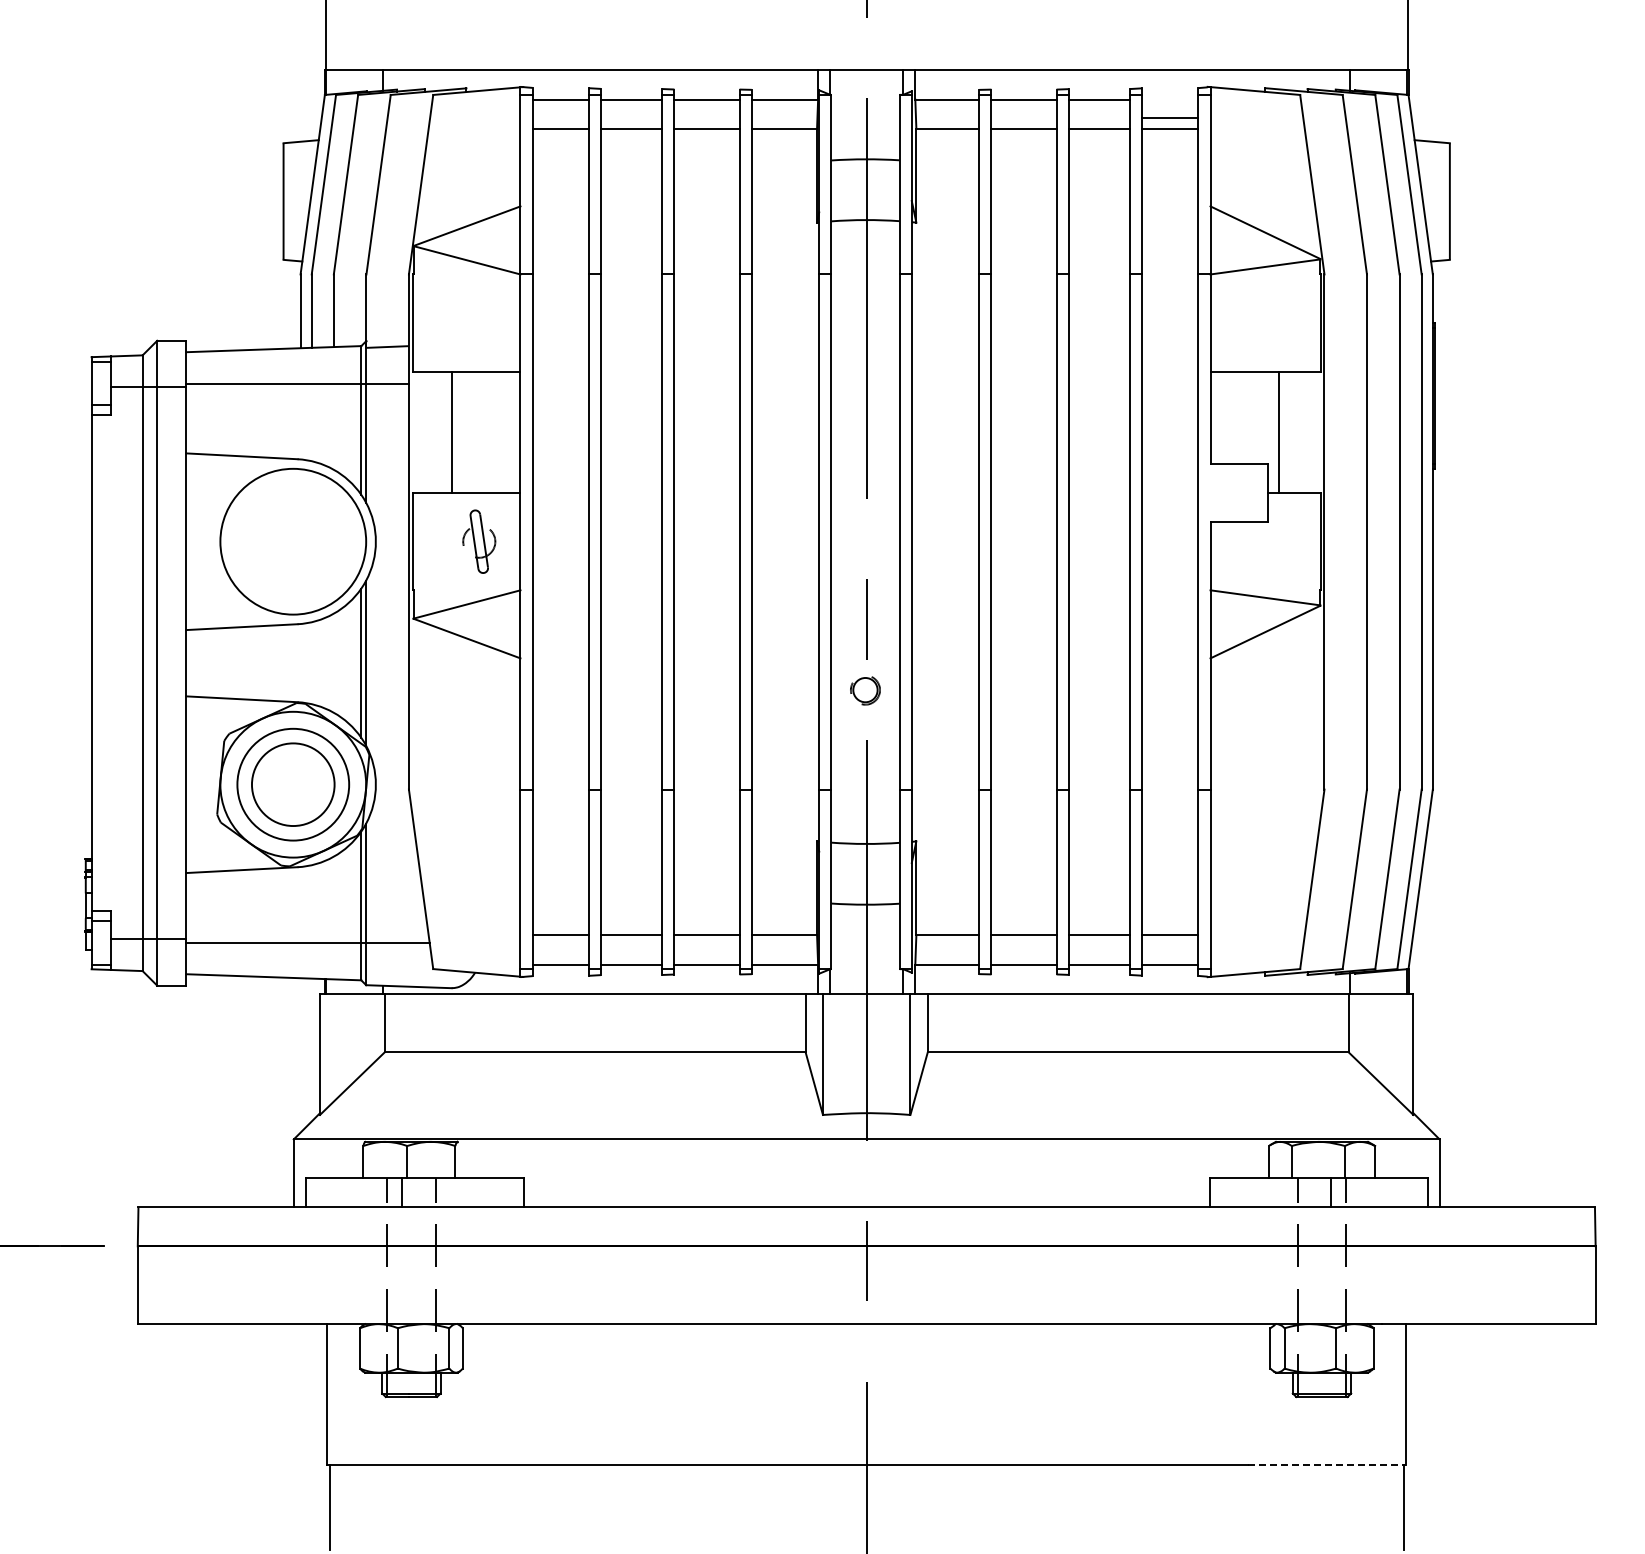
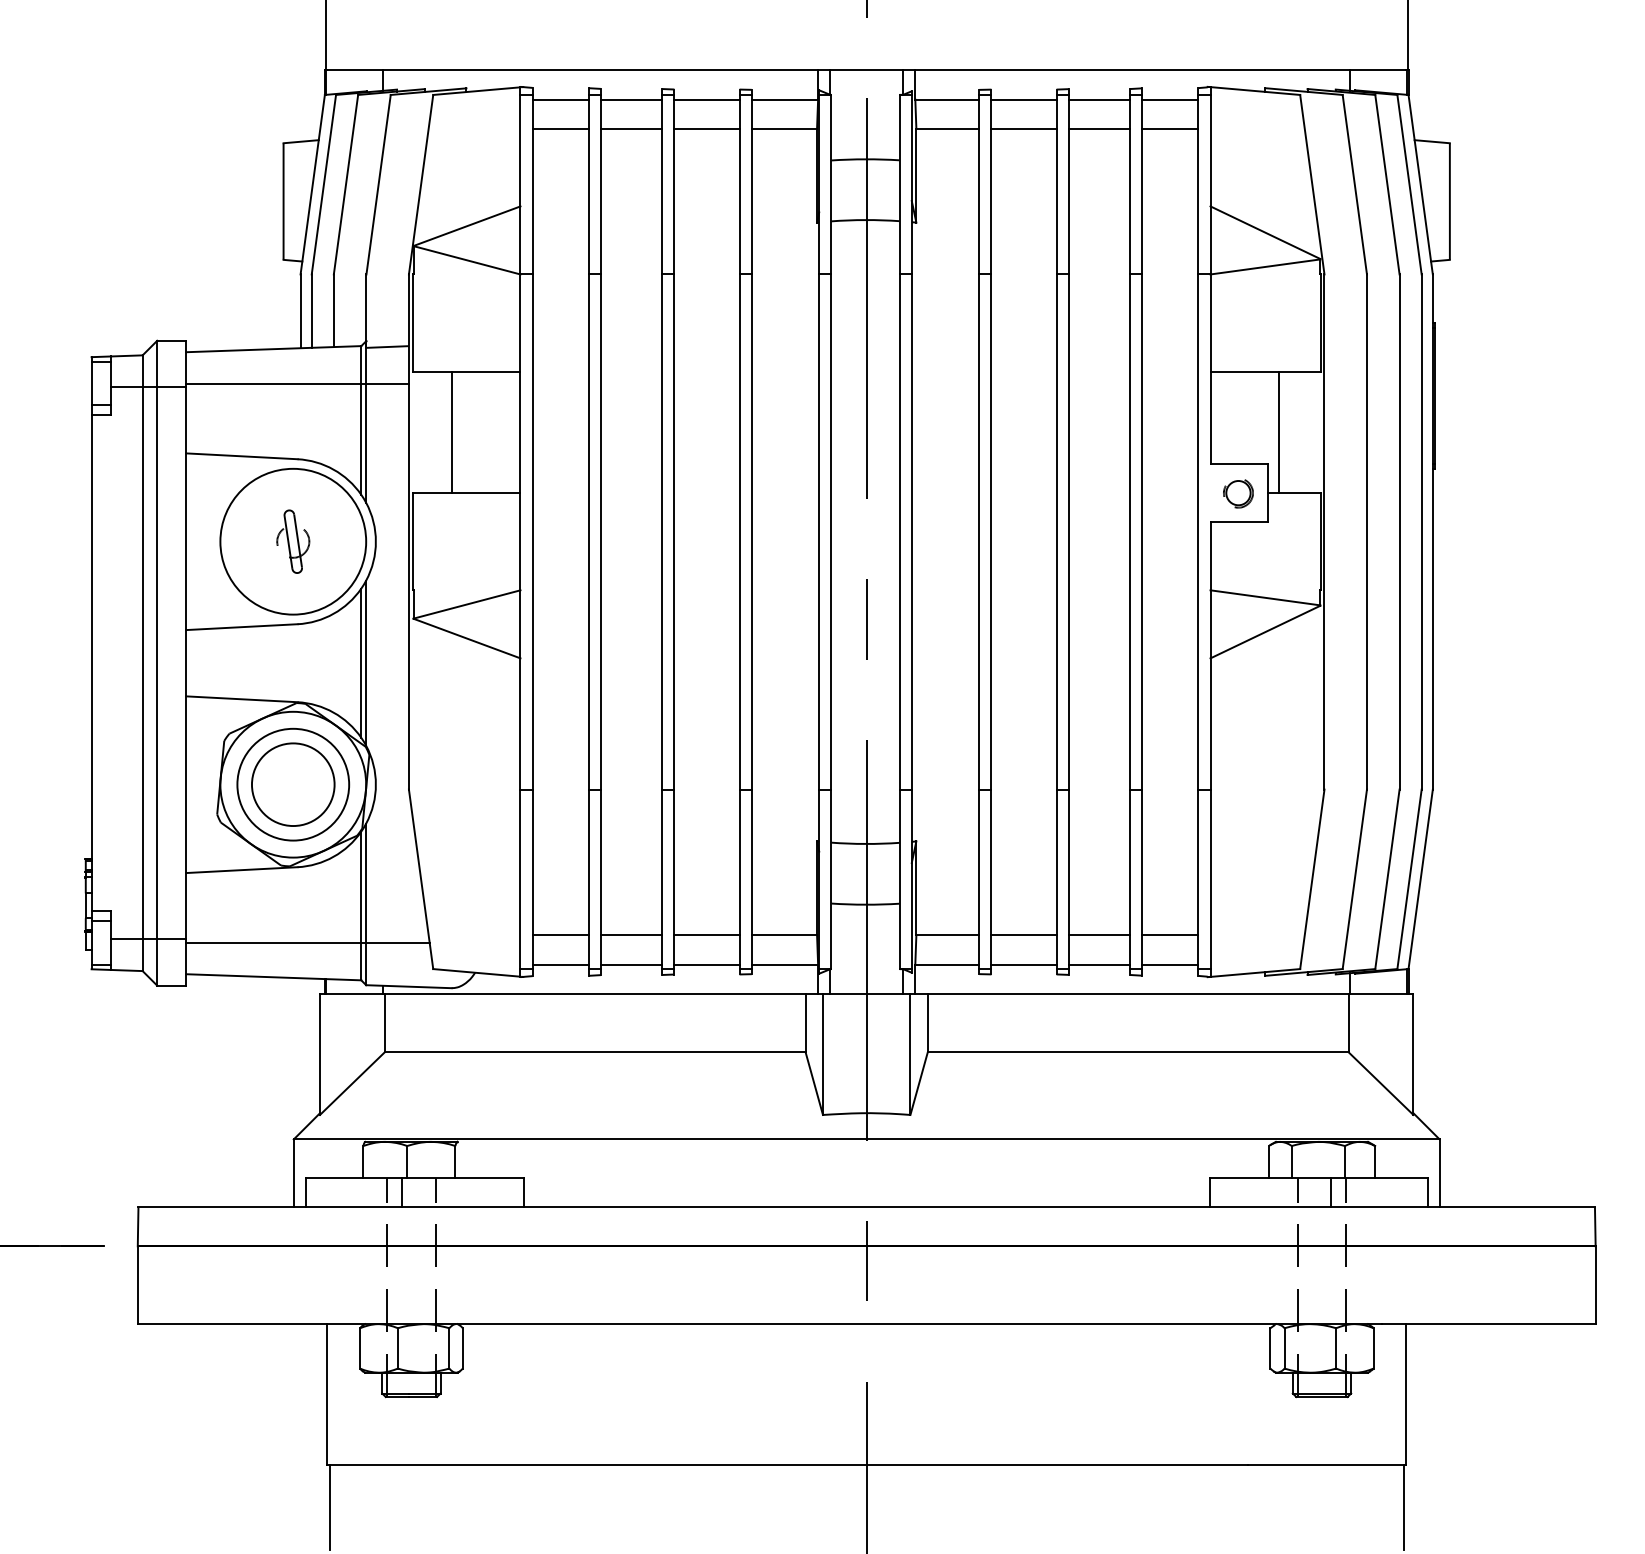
line position: (1170, 117) -> (1170, 99) (1170, 99)
part position: (479, 541) -> (293, 541) (293, 541)
part position: (865, 690) -> (1238, 493) (1238, 493)
line: dashed -> solid (1327, 1465)
